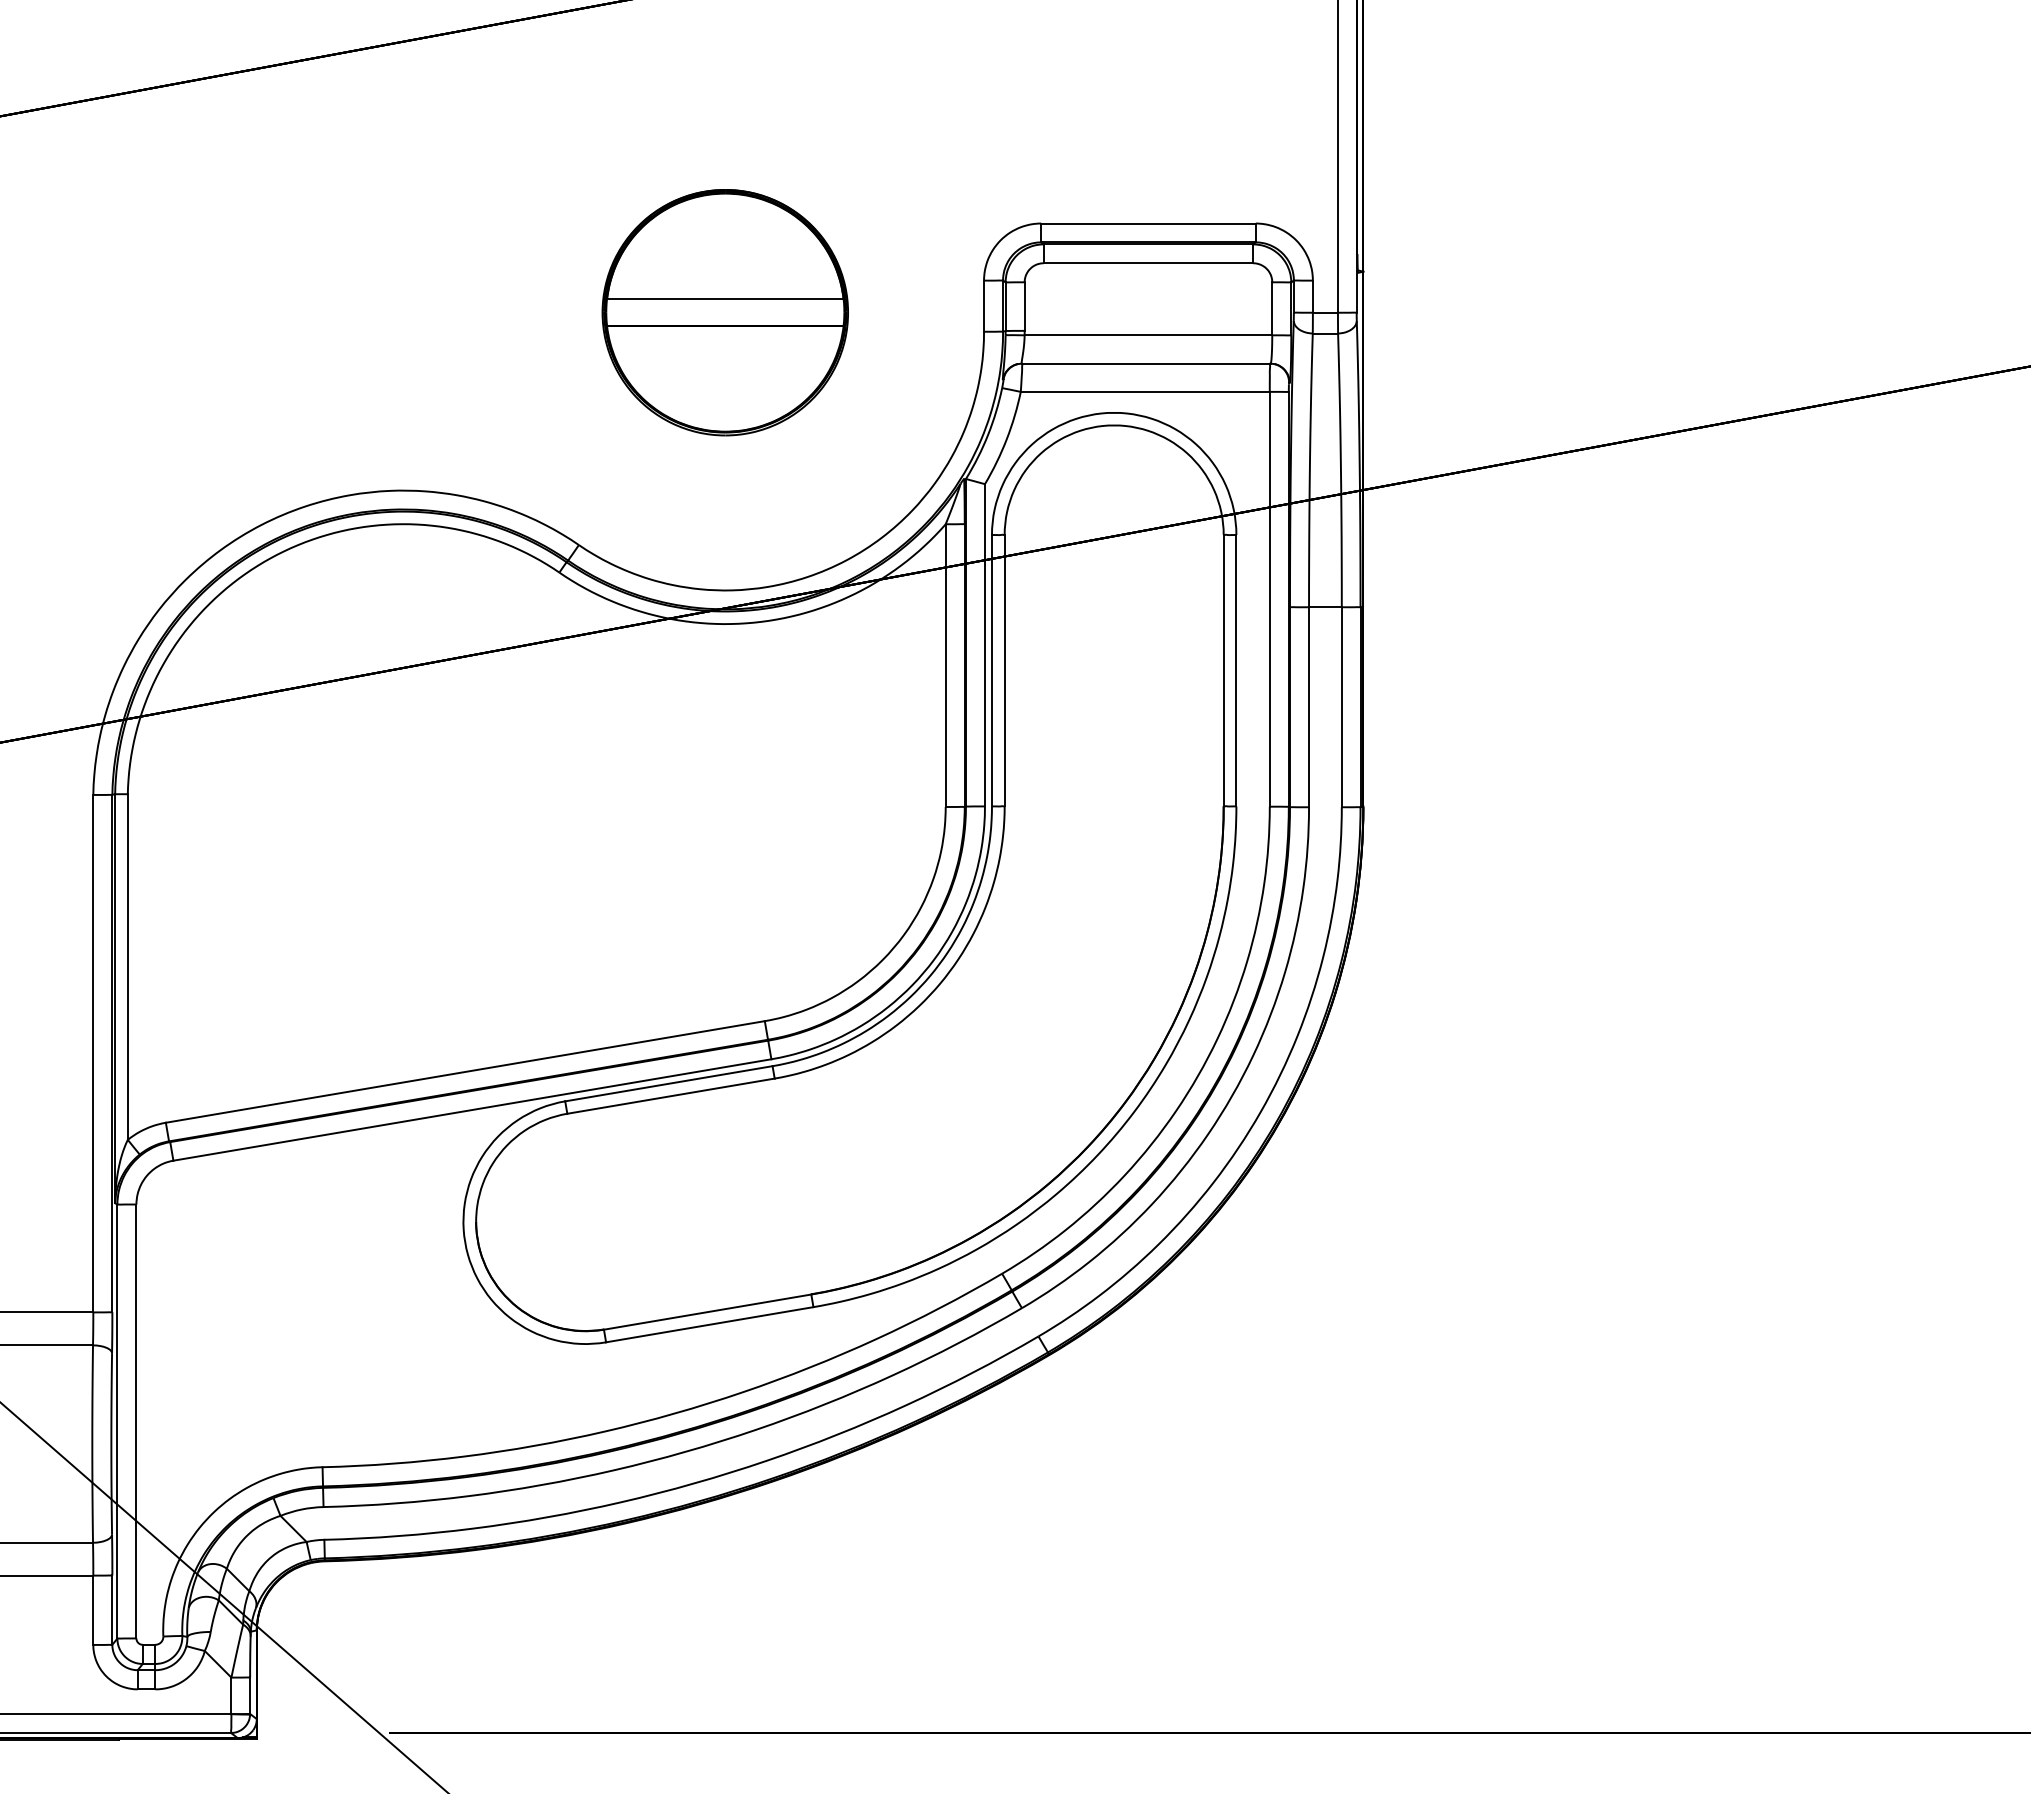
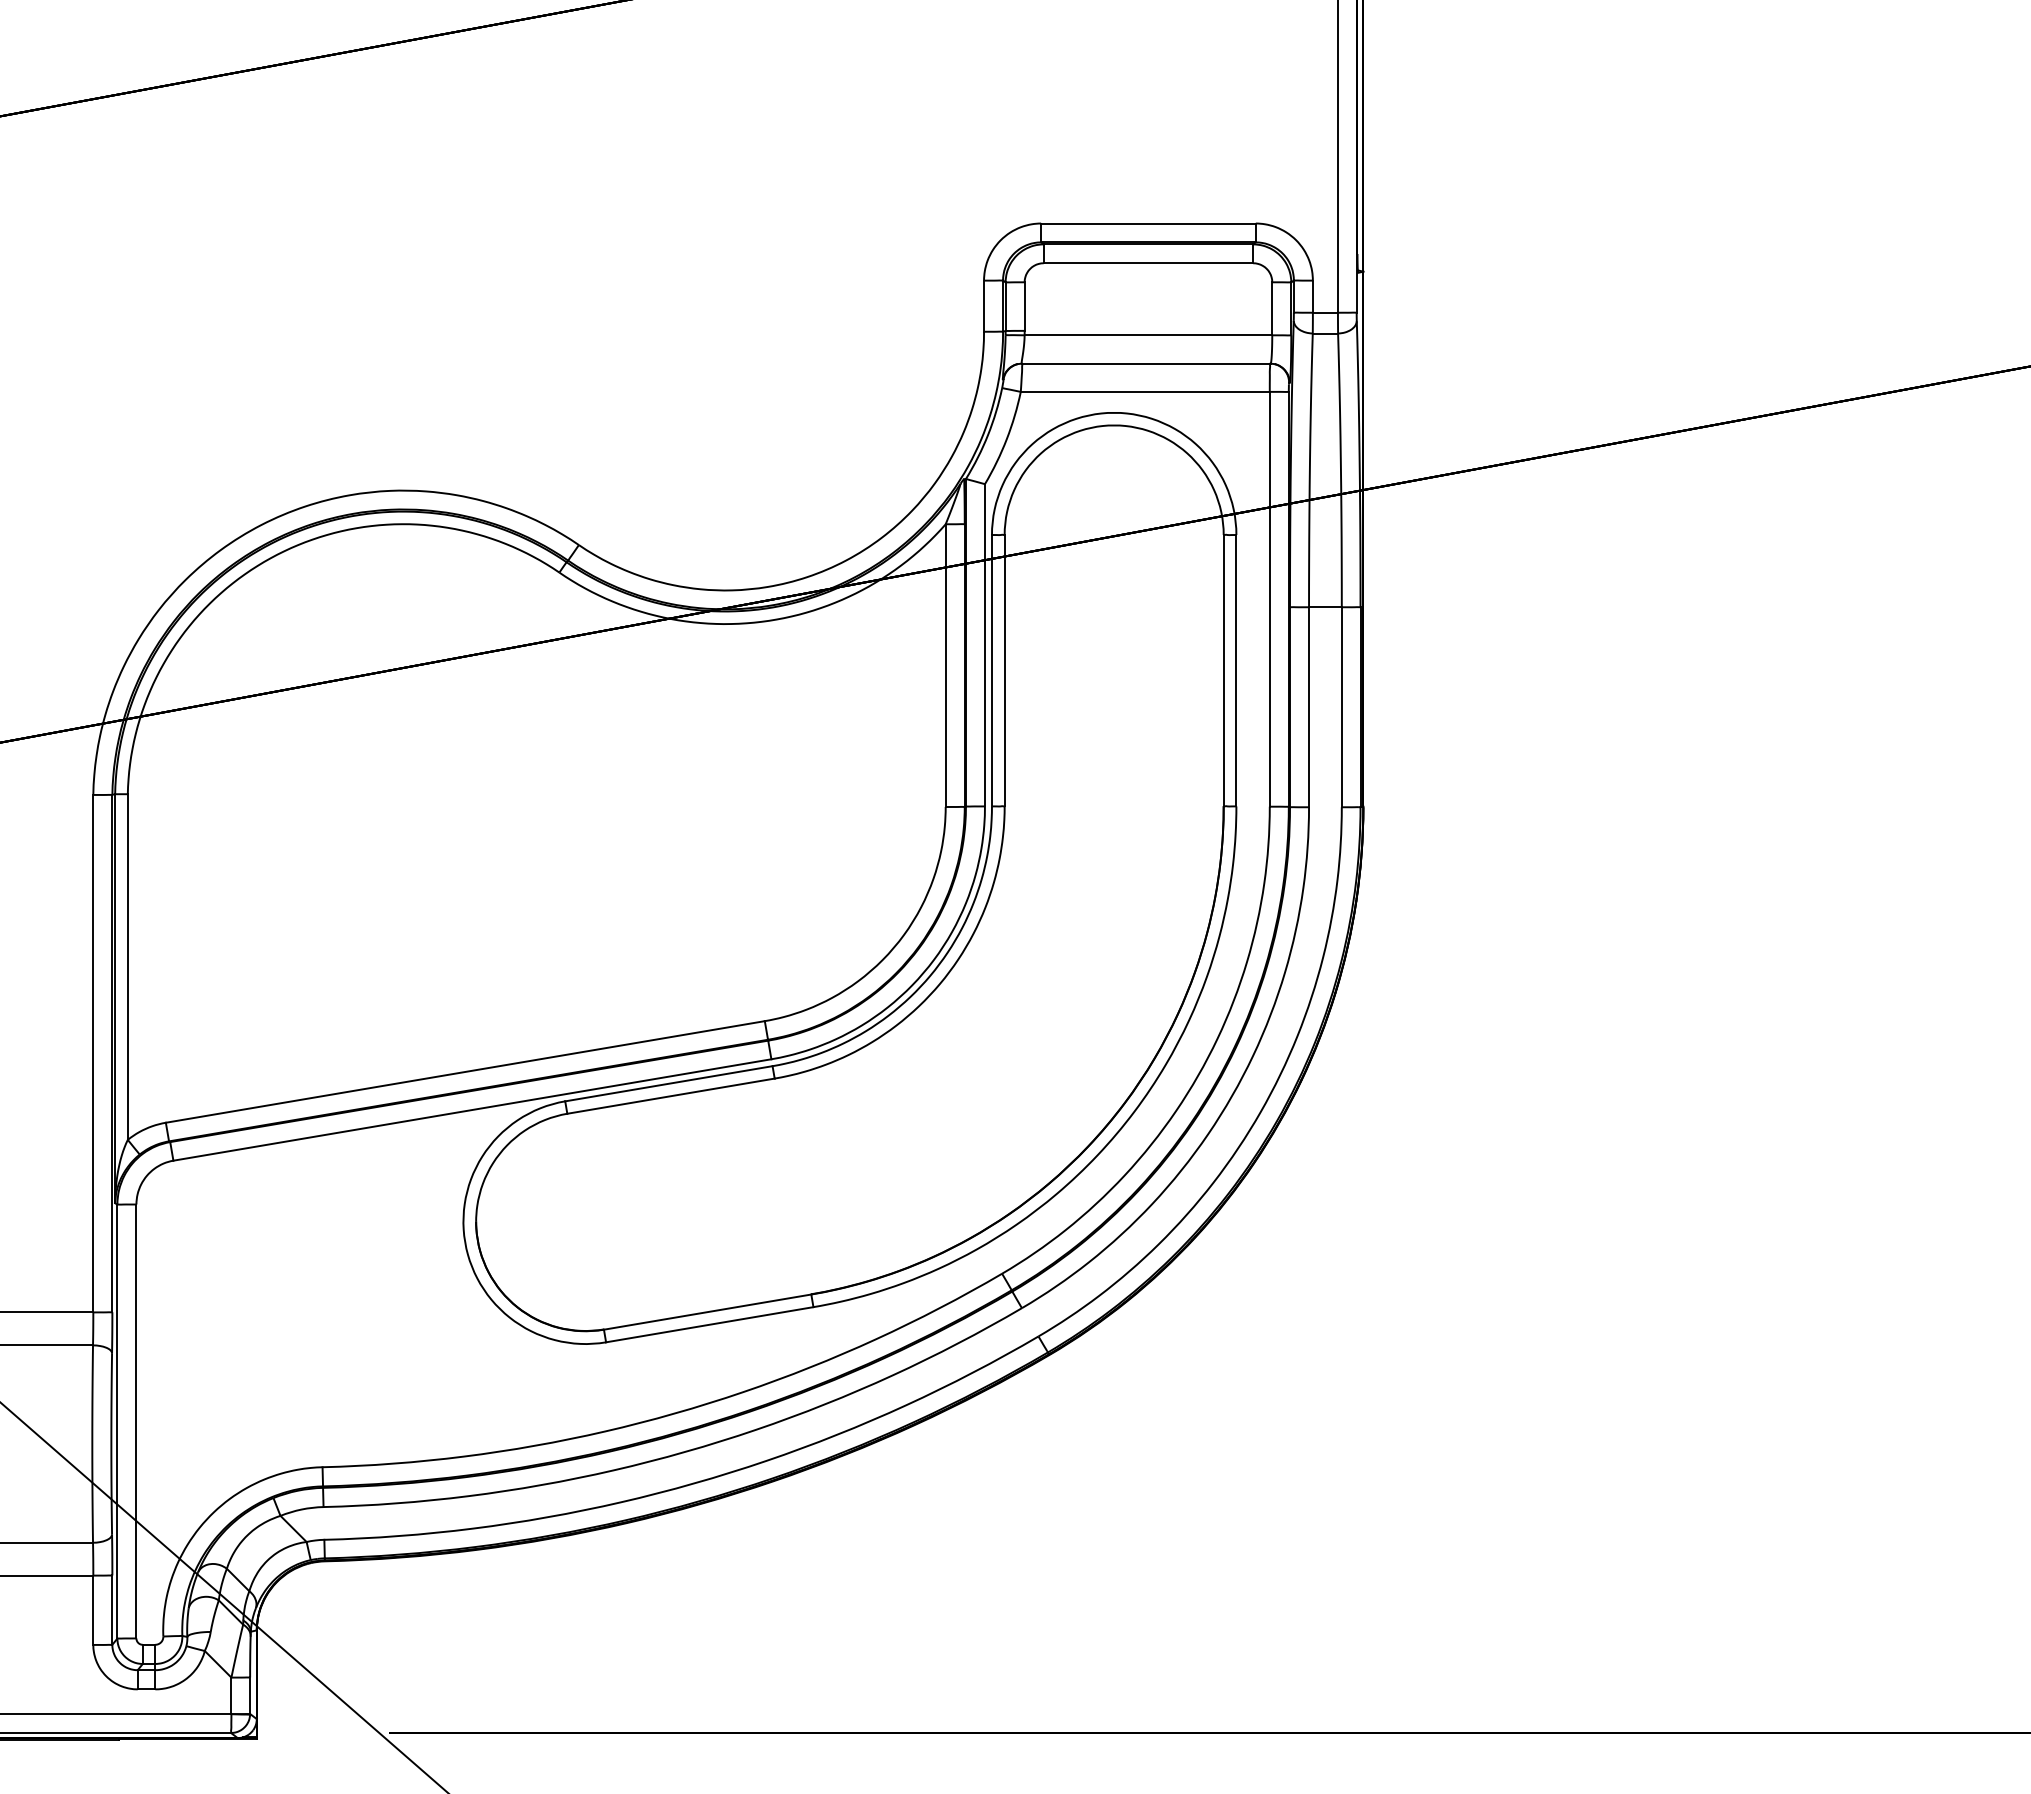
part: present -> none (724, 312)
